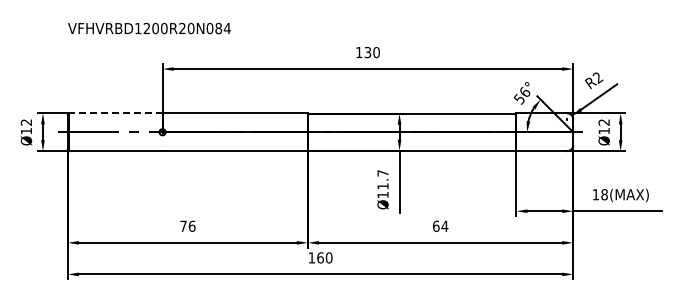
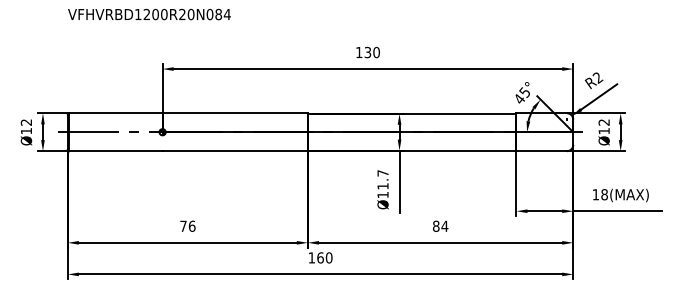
text position: (149, 28) -> (149, 14) (149, 14)
text: 56° -> 45° (521, 95)
line: dashed -> solid (116, 113)
text: 64 -> 84 (436, 225)
